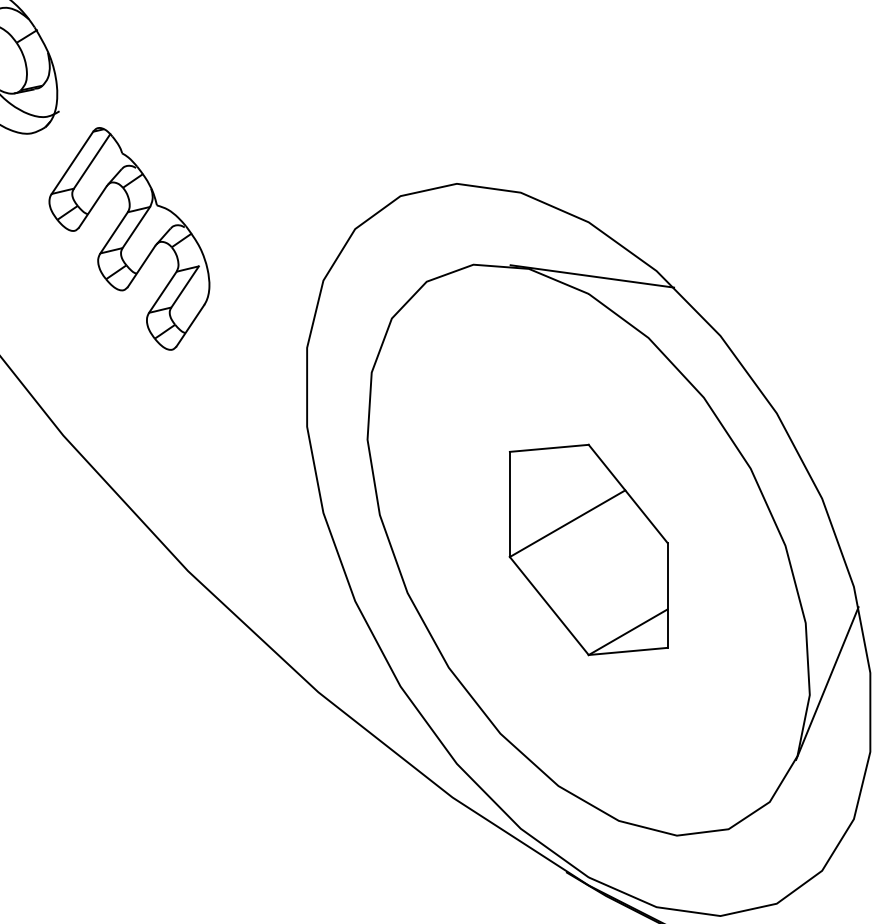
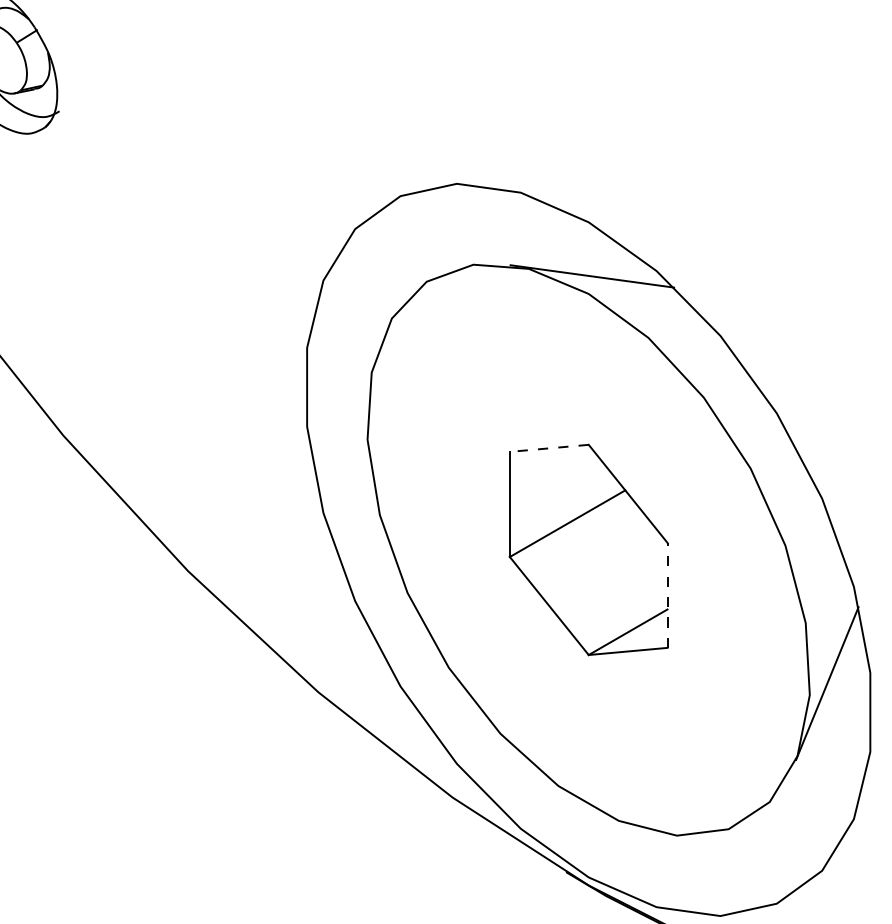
part: present -> none (129, 238)
line: solid -> dashed (549, 448)
line: solid -> dashed (667, 595)
